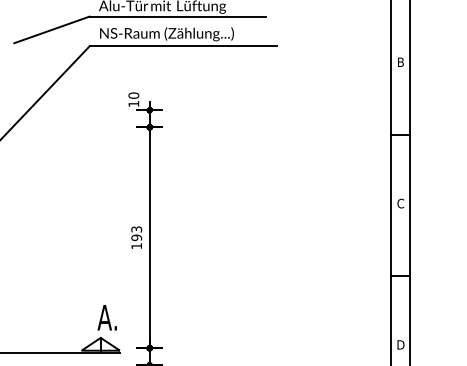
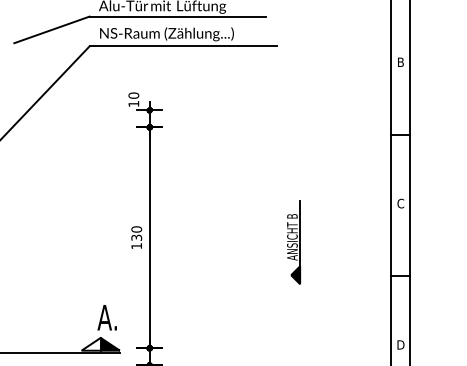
text: 193 -> 130 (136, 233)
part: none -> present (294, 242)
fill: none -> present (109, 343)
